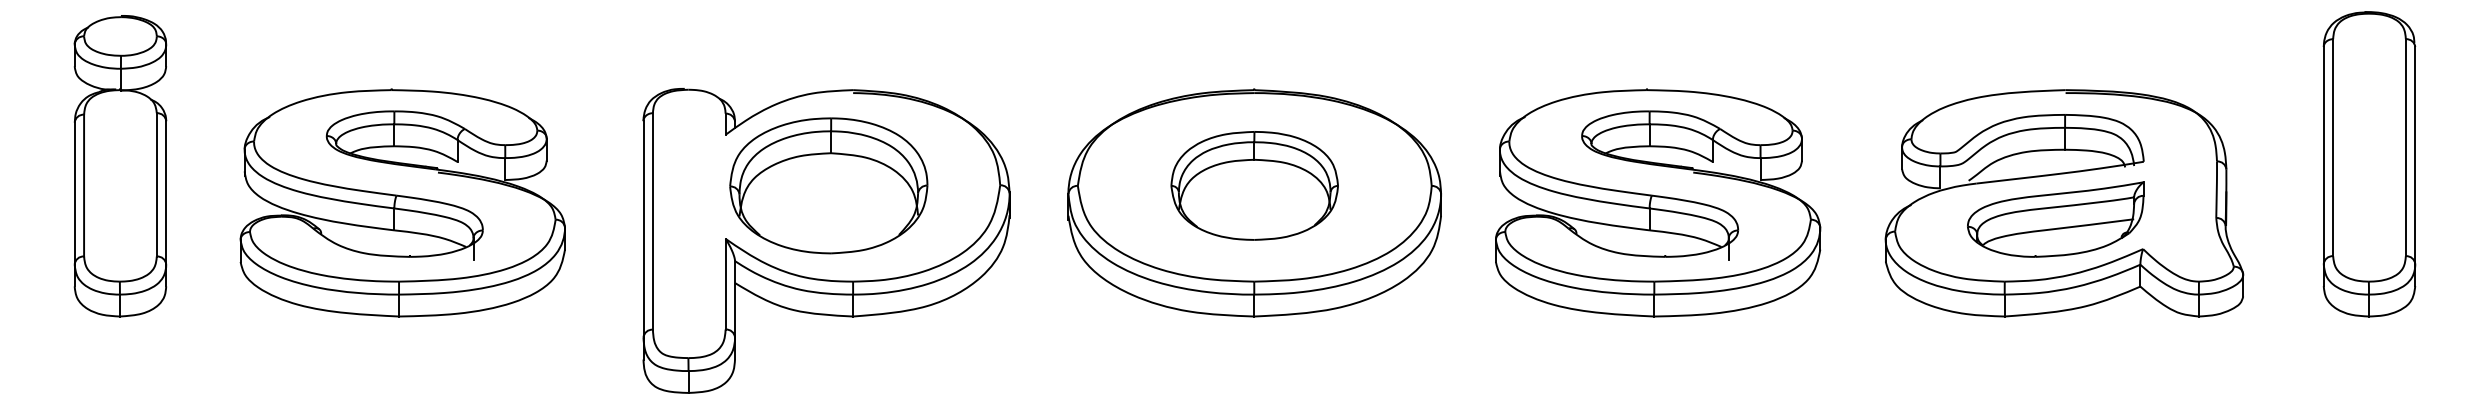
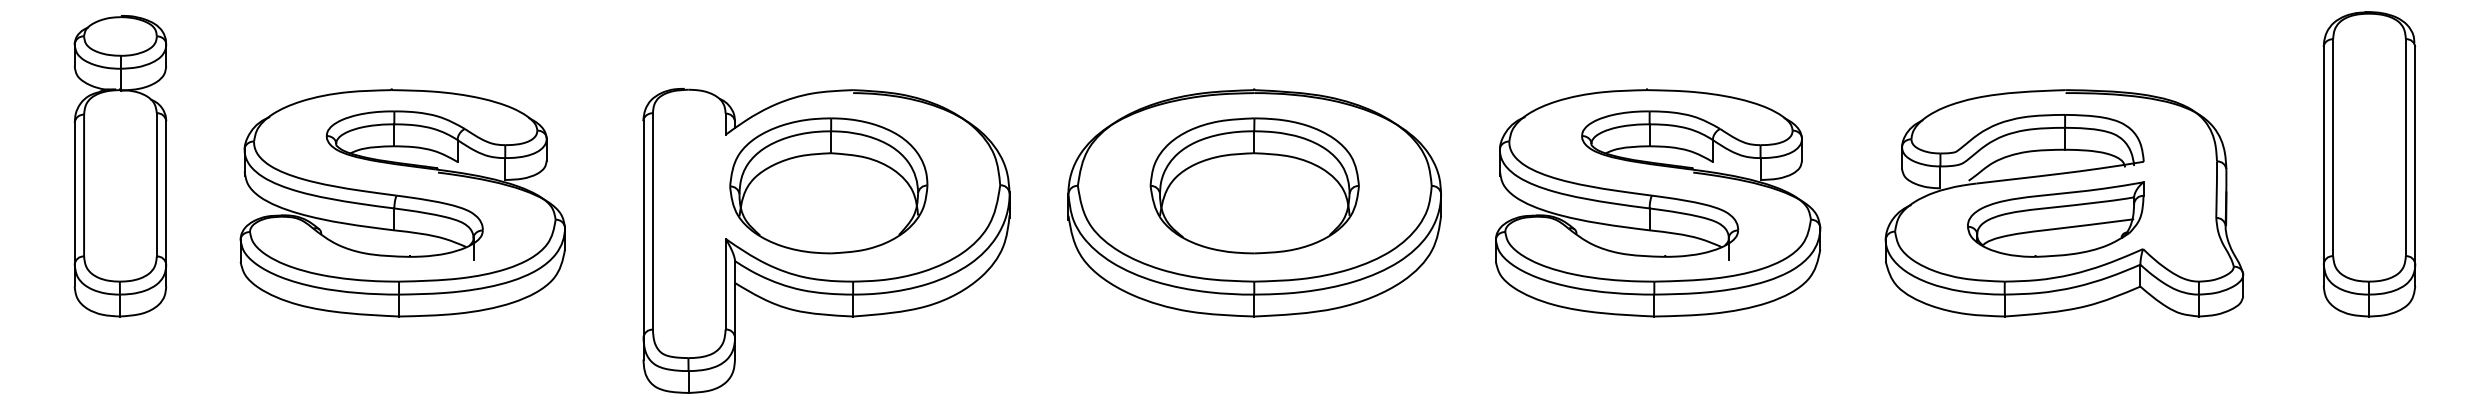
part size: 169x110 px -> 211x138 px (1254, 185)
